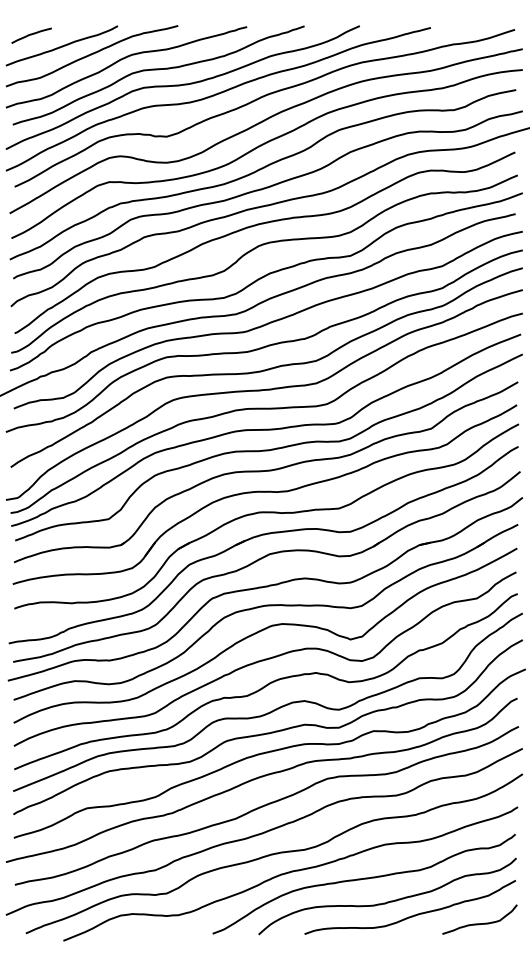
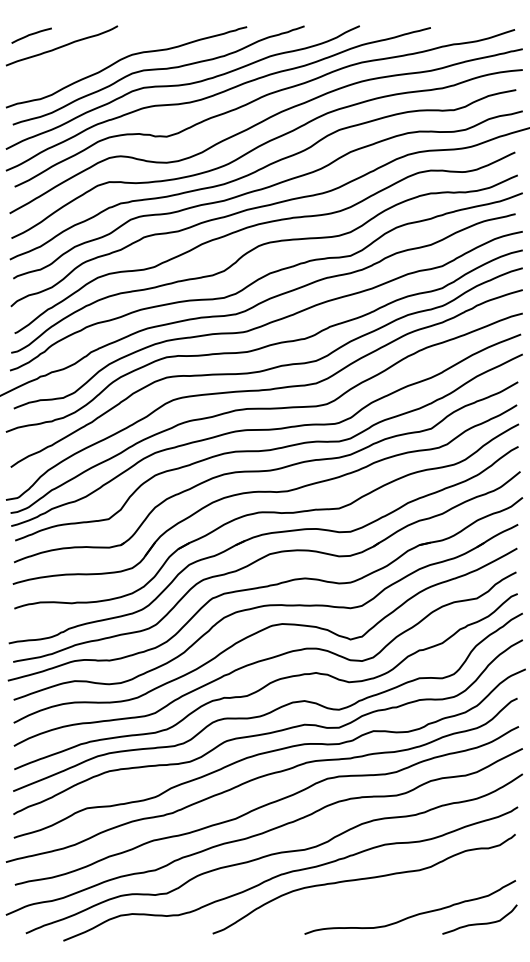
curve: present -> none (91, 55)
curve: present -> none (390, 900)
